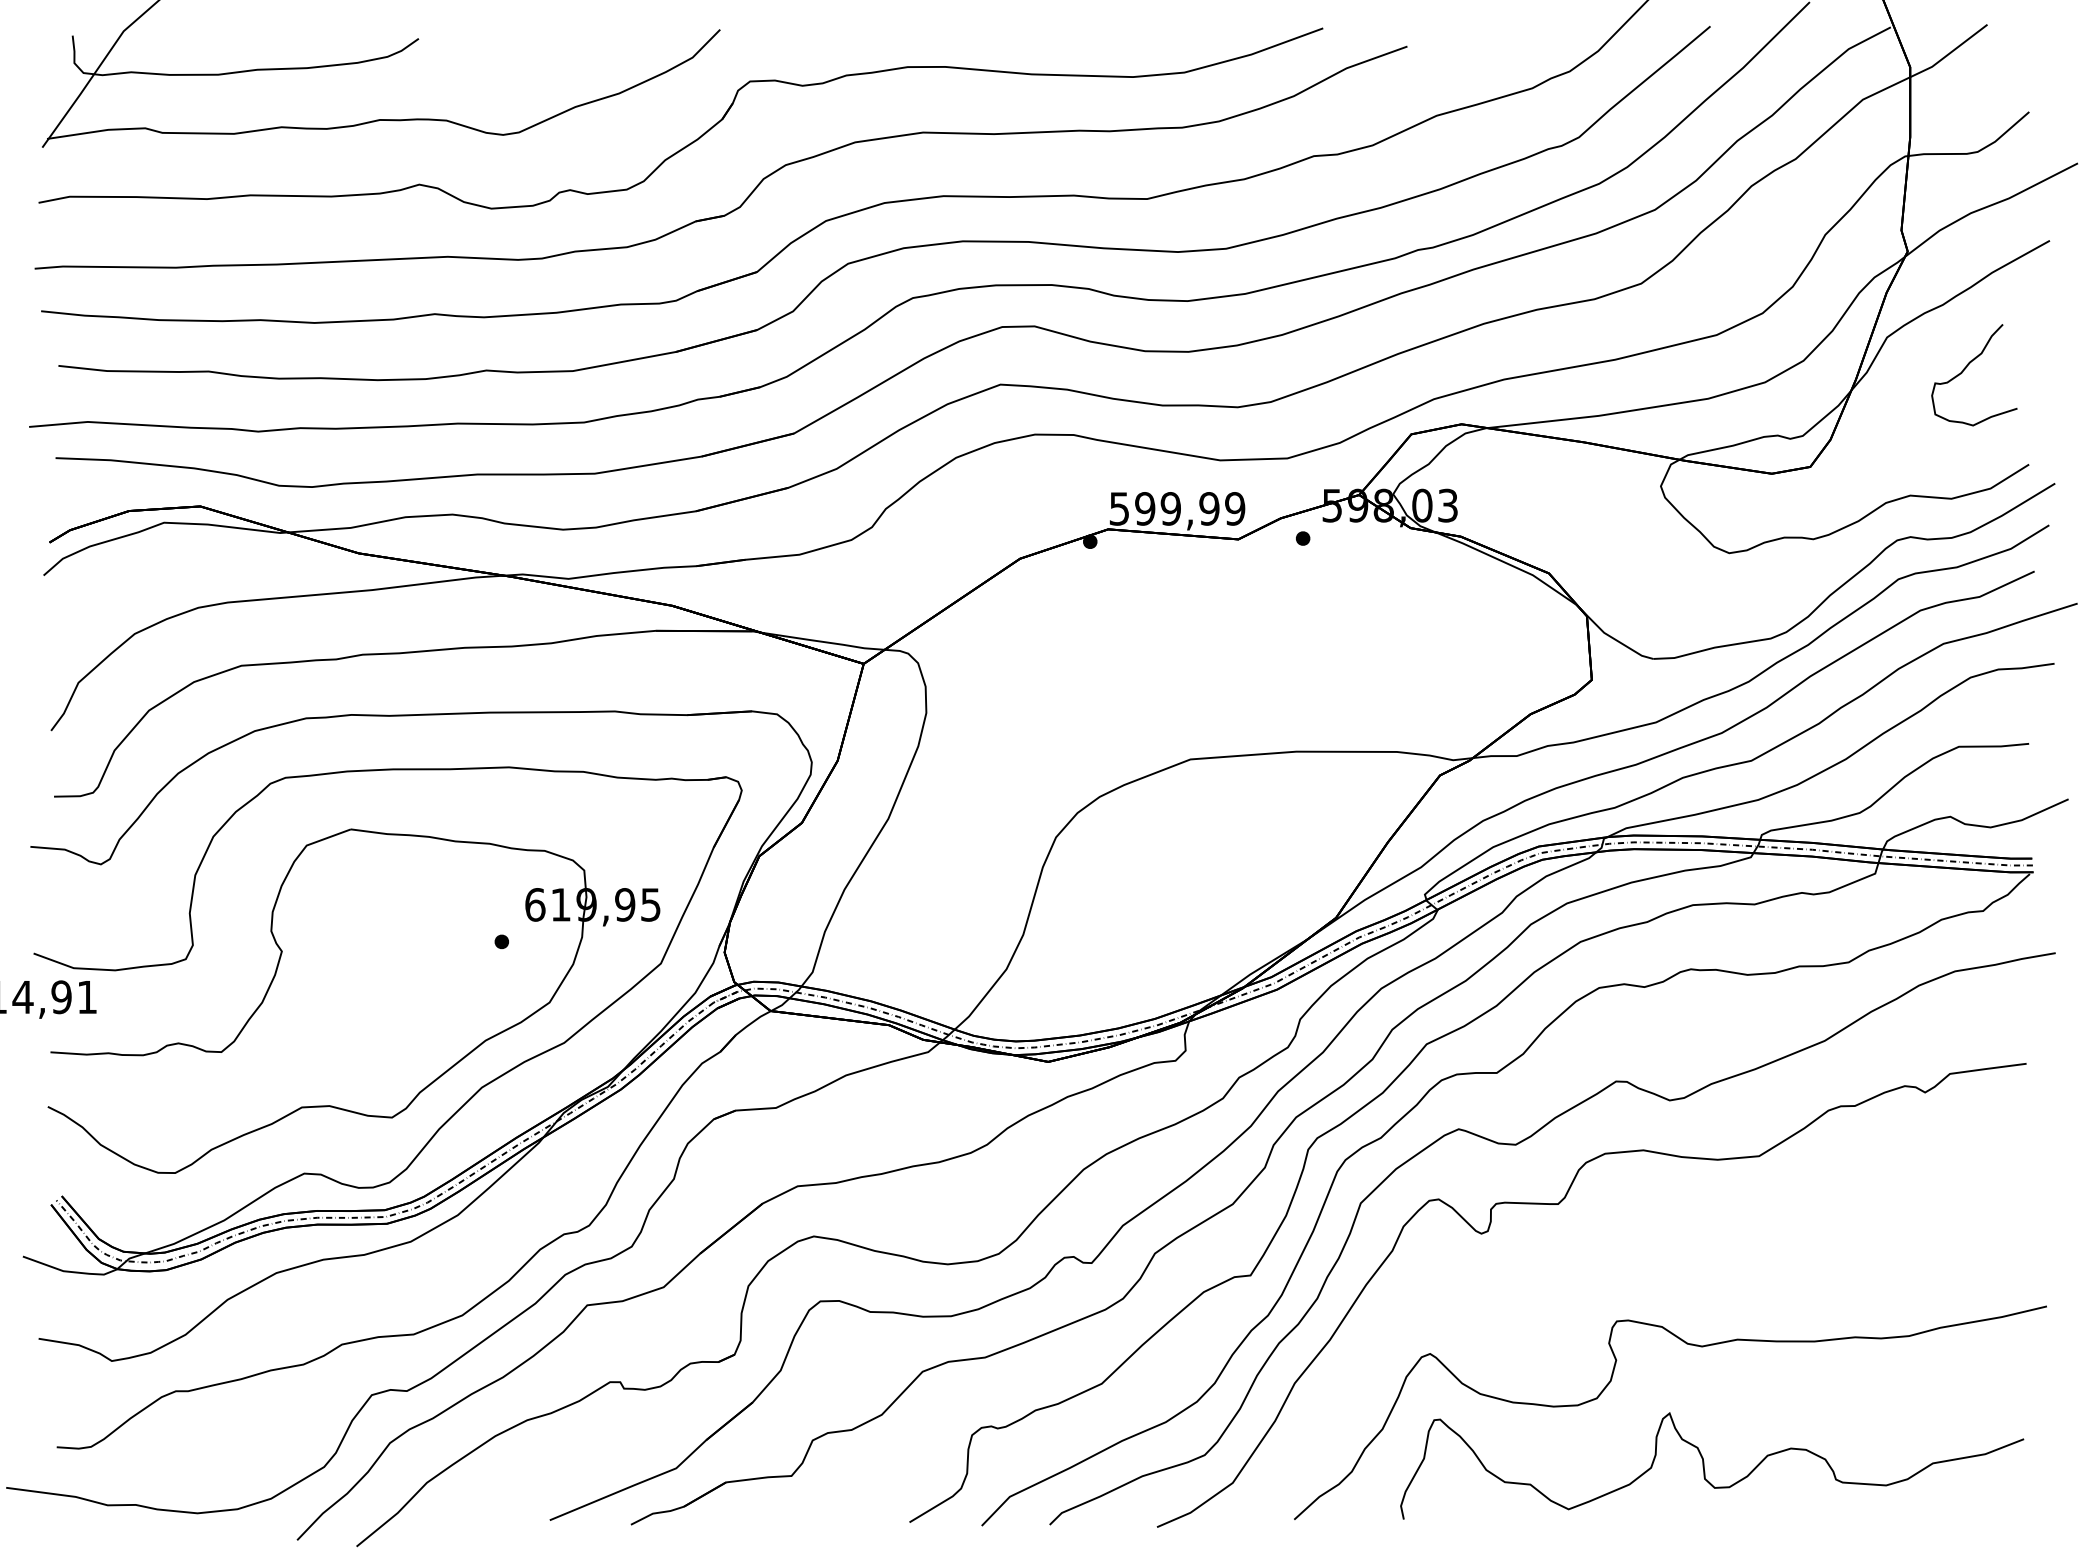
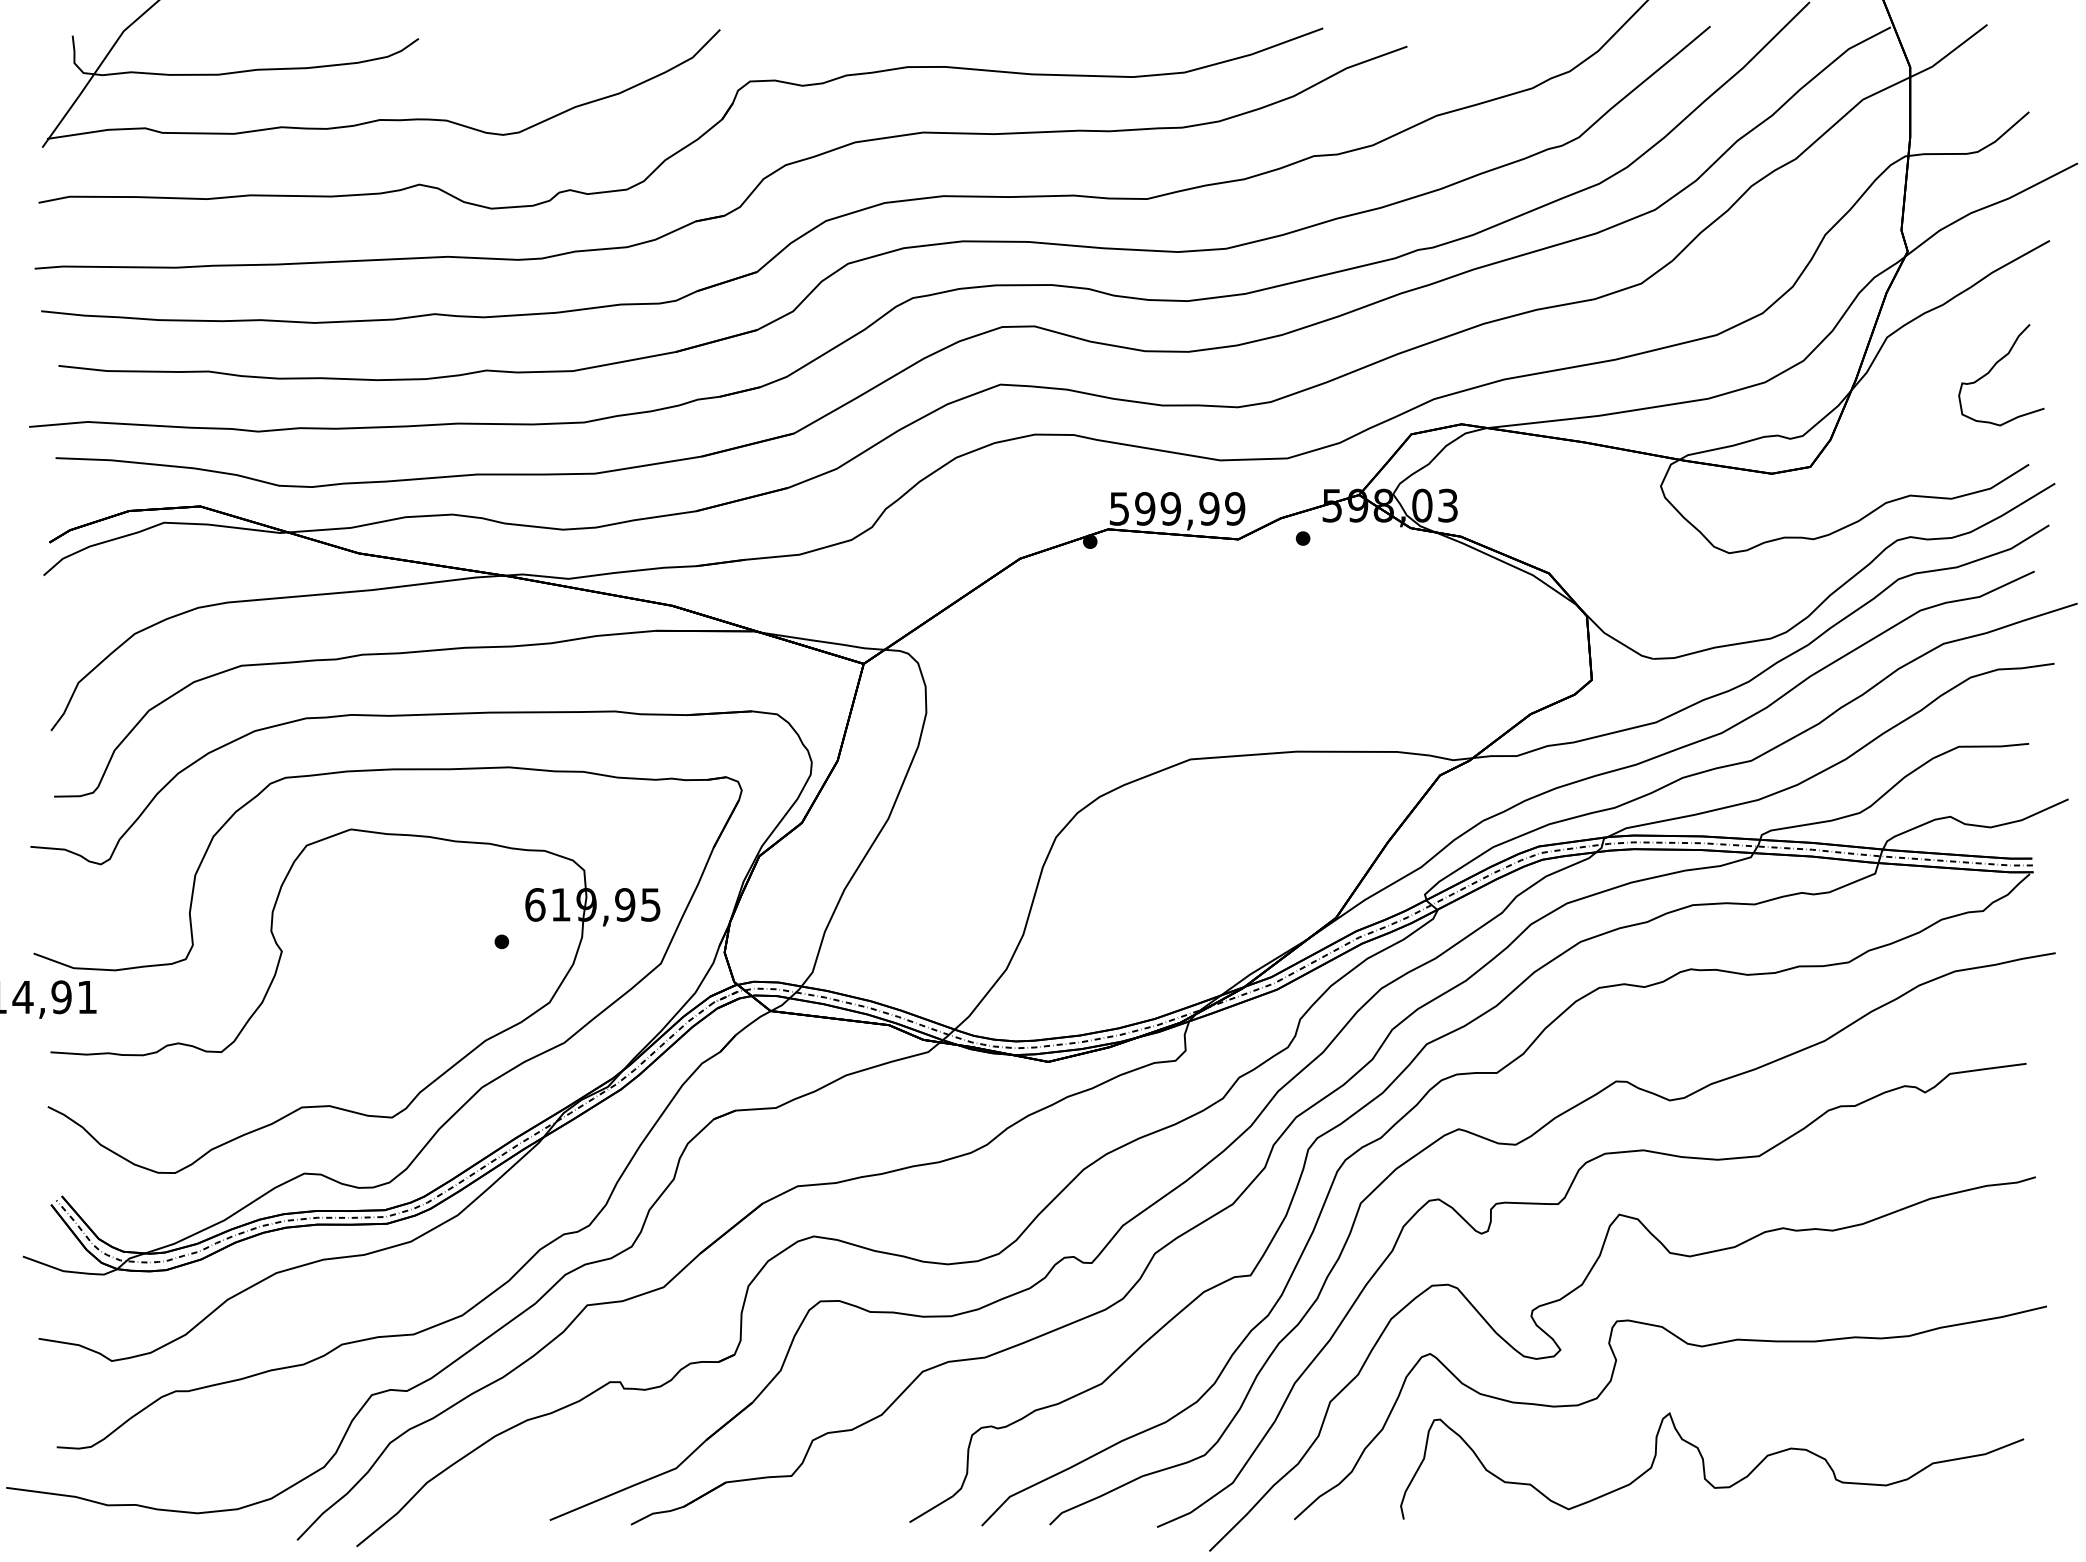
curve position: (1967, 367) -> (1994, 367) (1994, 367)
curve: none -> present (1561, 1350)
